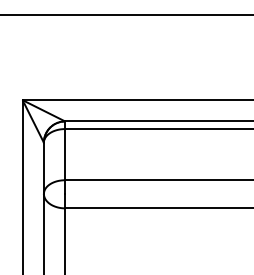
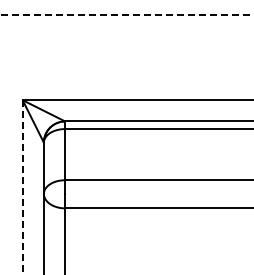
line: solid -> dashed (127, 15)
line: solid -> dashed (22, 187)
